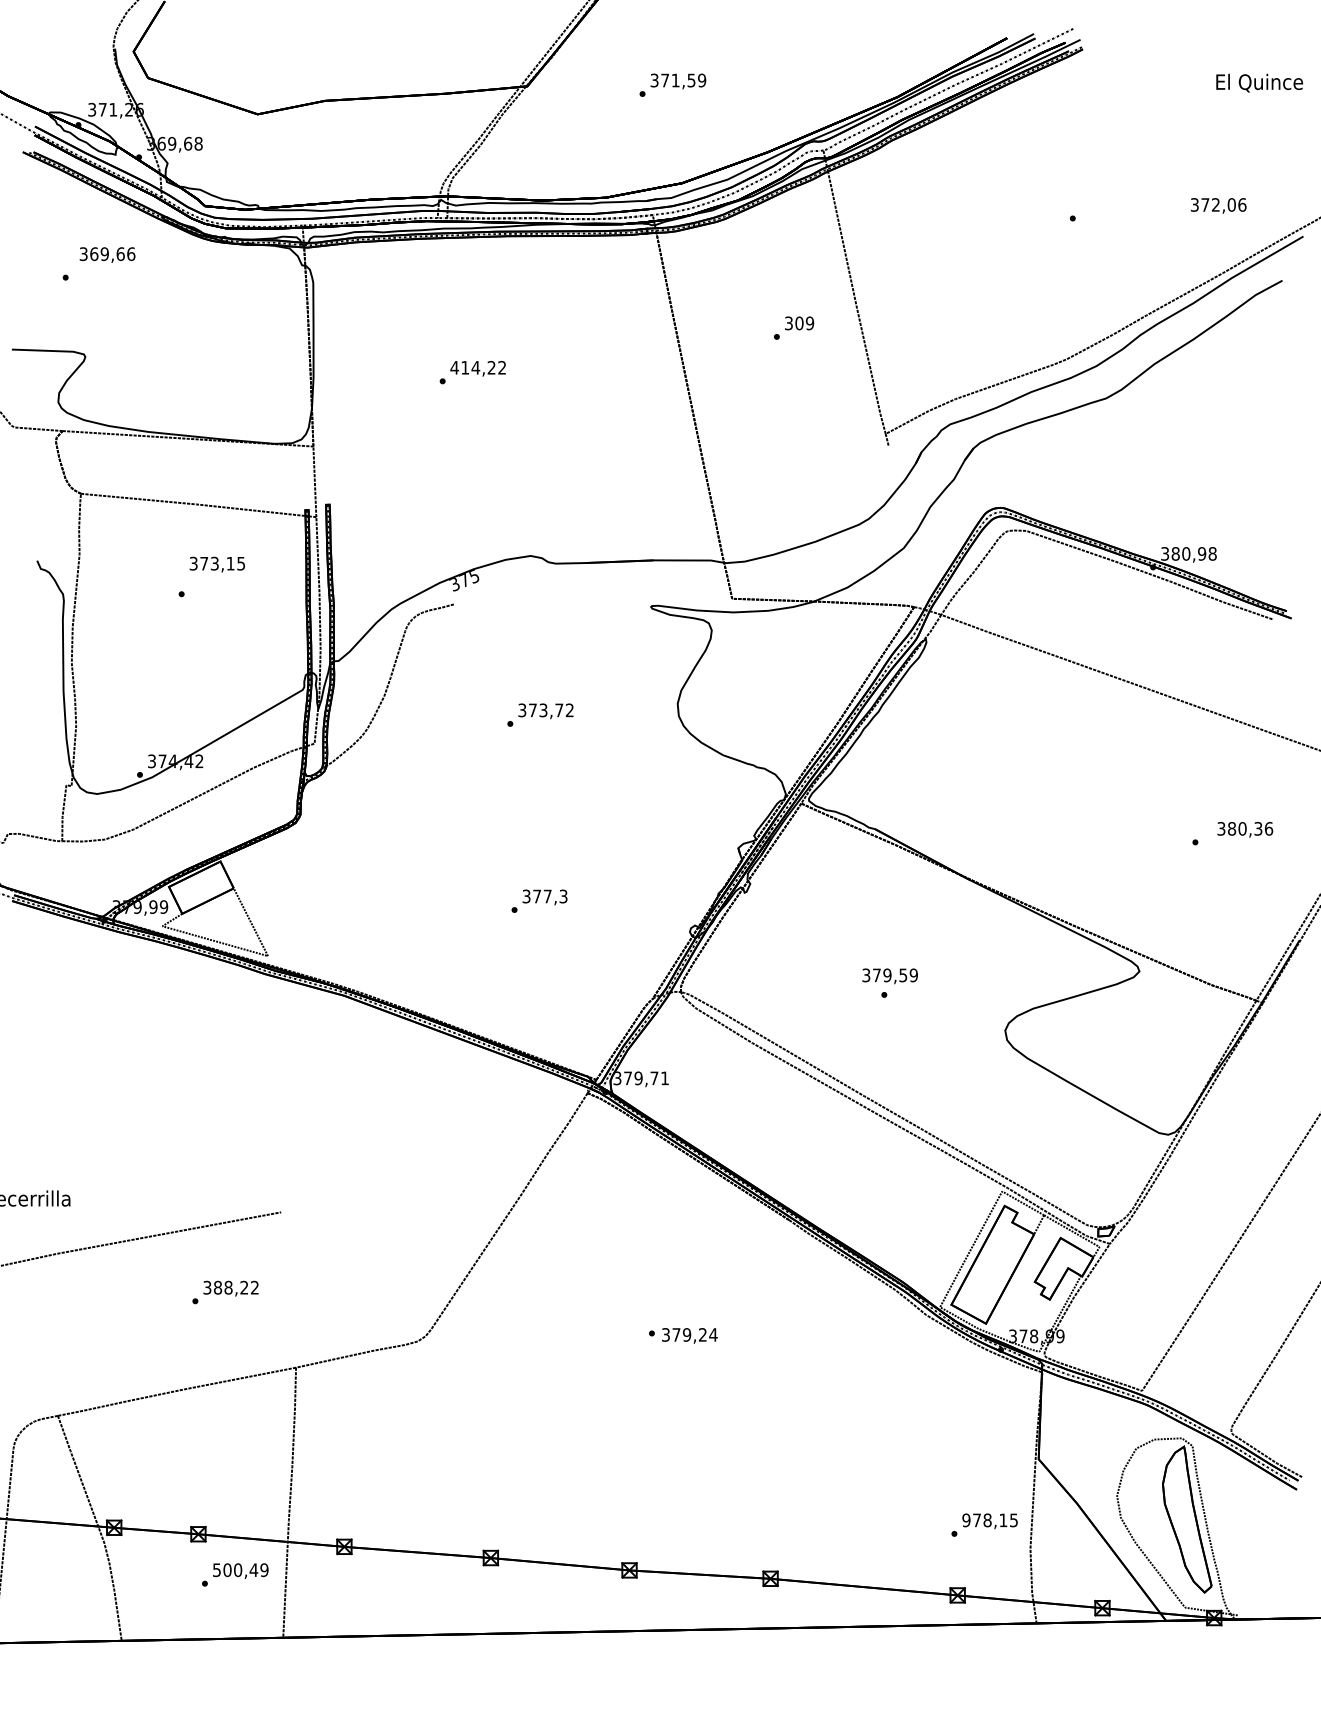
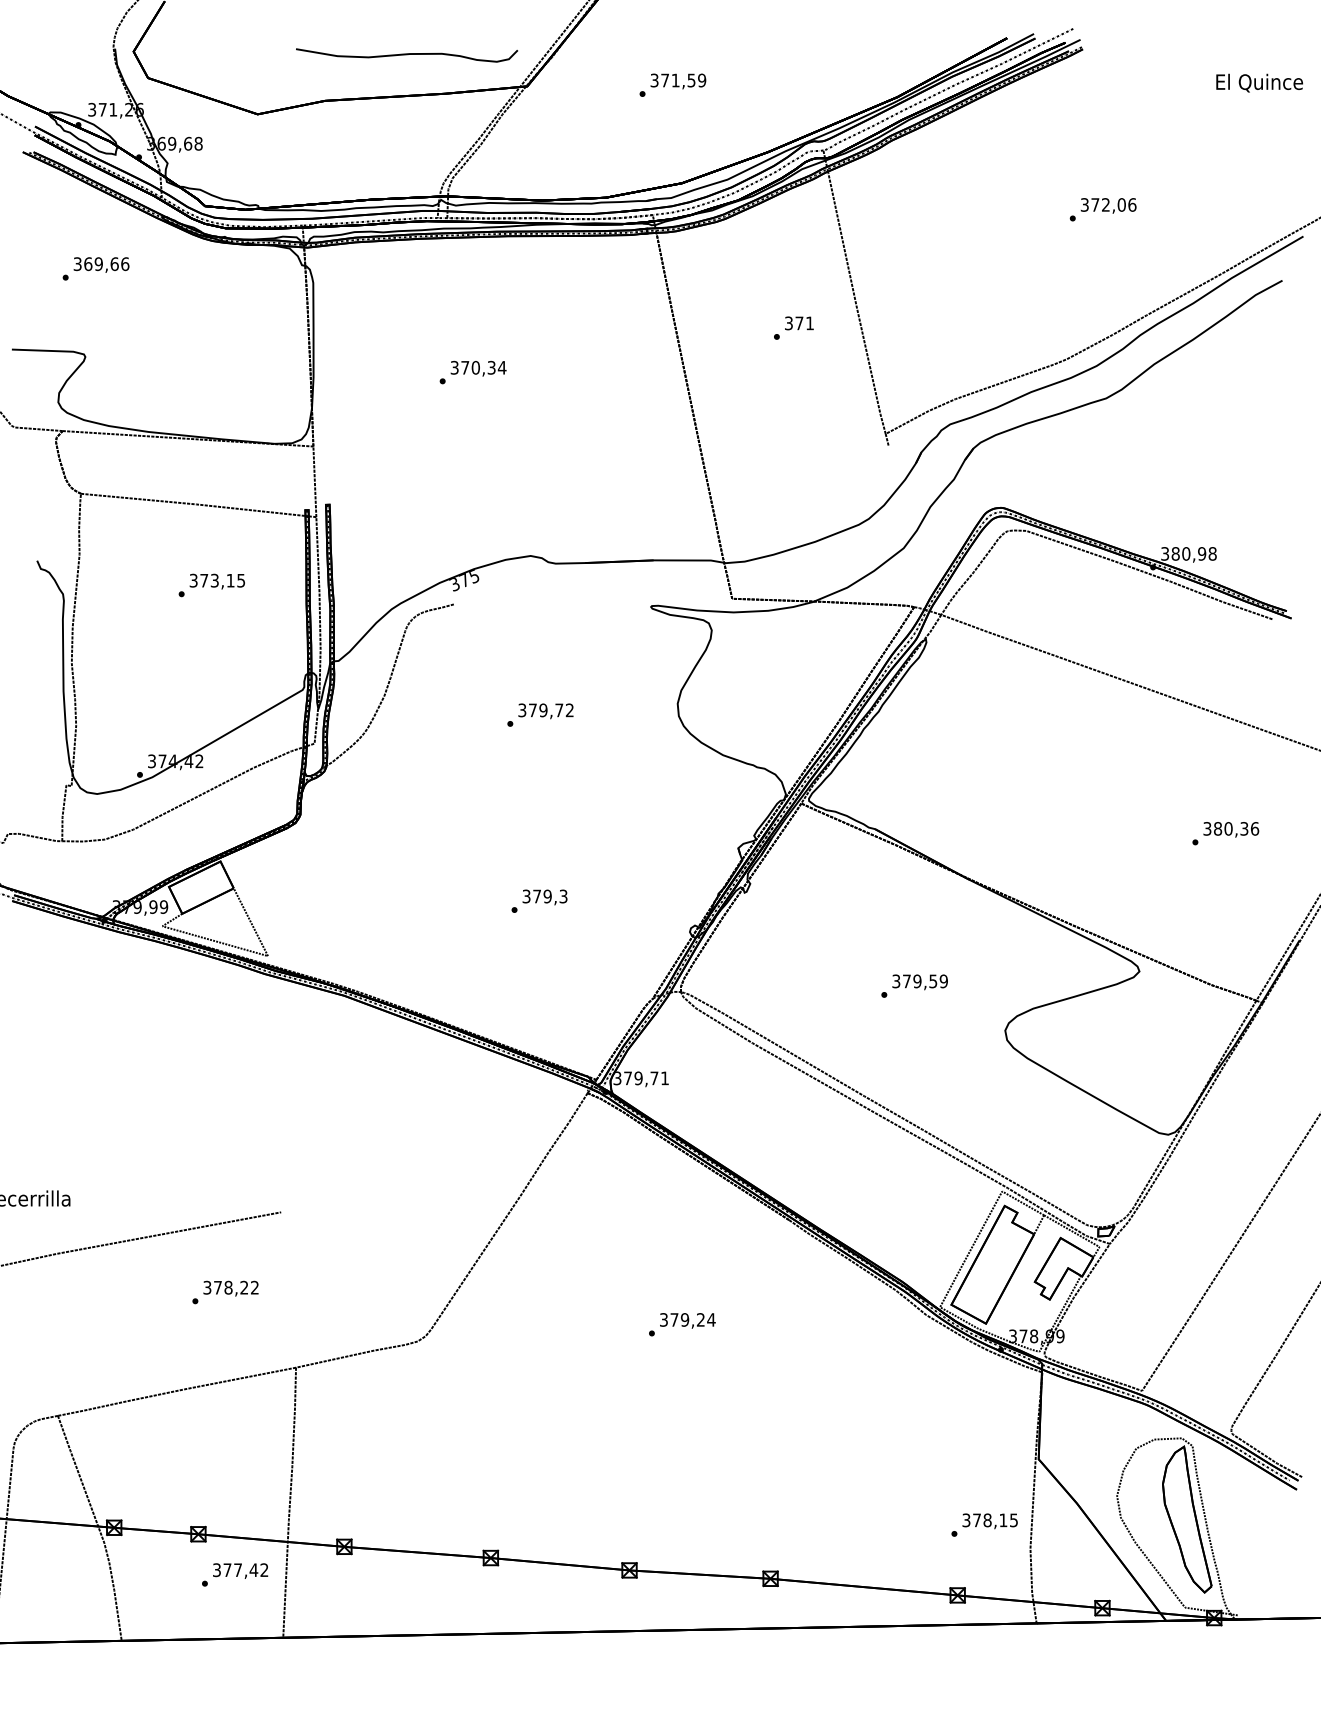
curve: none -> present (407, 55)
text position: (1218, 205) -> (1108, 205) (1108, 205)
text position: (107, 254) -> (101, 264) (101, 264)
text: 309 -> 371 (804, 323)
text: 414,22 -> 370,34 (478, 367)
text position: (216, 564) -> (216, 581) (216, 581)
text: 373,72 -> 379,72 (543, 710)
text position: (1245, 829) -> (1231, 829) (1231, 829)
text: 377,3 -> 379,3 (547, 896)
text position: (889, 976) -> (919, 982) (919, 982)
text: 388,22 -> 378,22 (217, 1287)
text position: (689, 1335) -> (687, 1320) (687, 1320)
text: 978,15 -> 378,15 (966, 1519)
text: 500,49 -> 377,42 (240, 1570)
